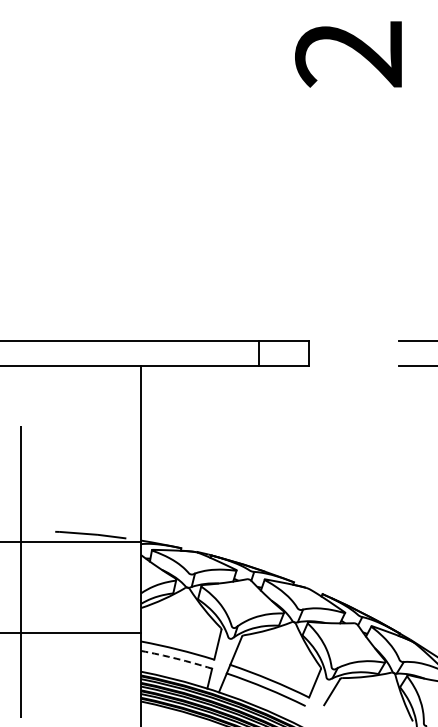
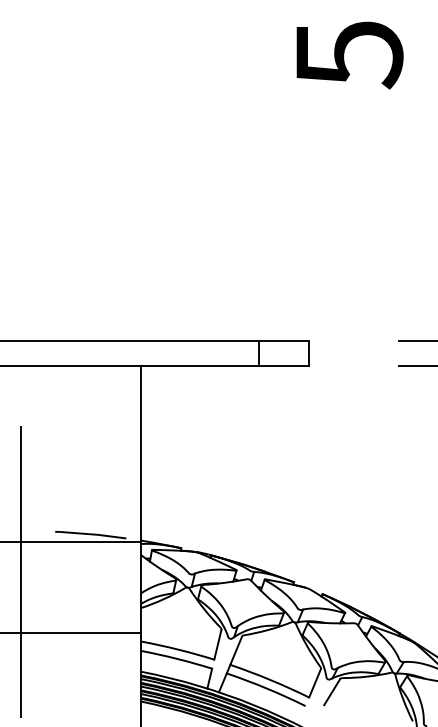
text: 2 -> 5 (349, 55)
arc: dashed -> solid (176, 658)
